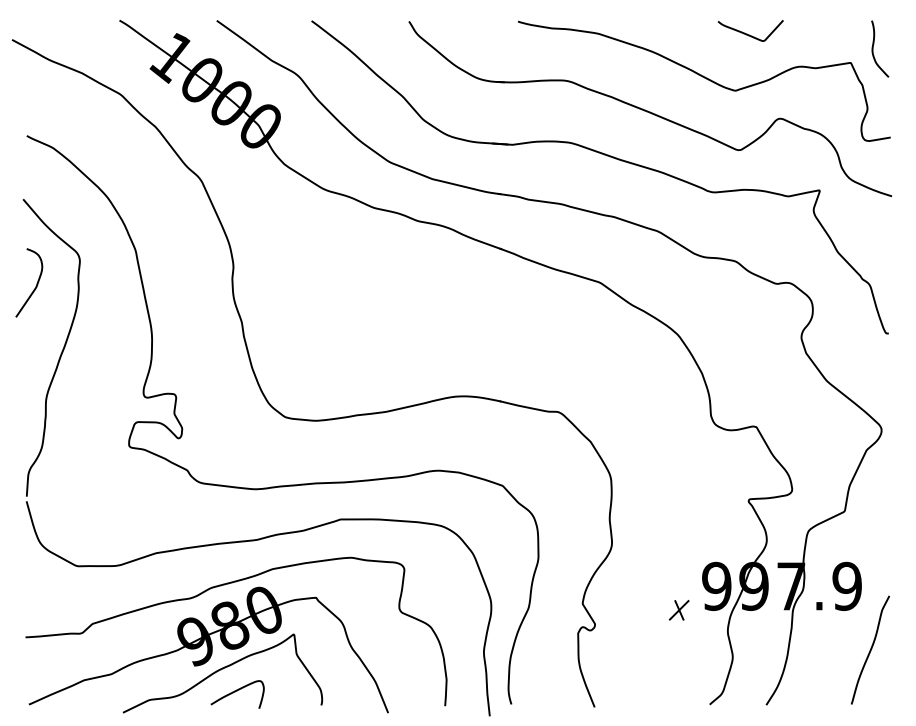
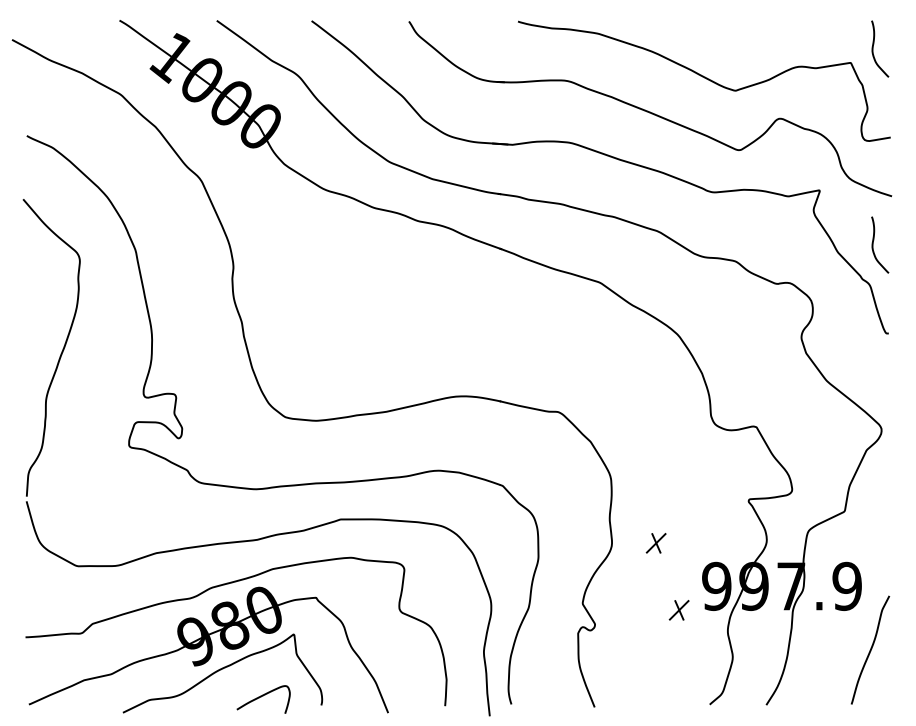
curve: present -> none (749, 34)
curve: none -> present (873, 244)
curve: present -> none (36, 283)
part: none -> present (655, 543)
curve position: (235, 692) -> (261, 697) (261, 697)
